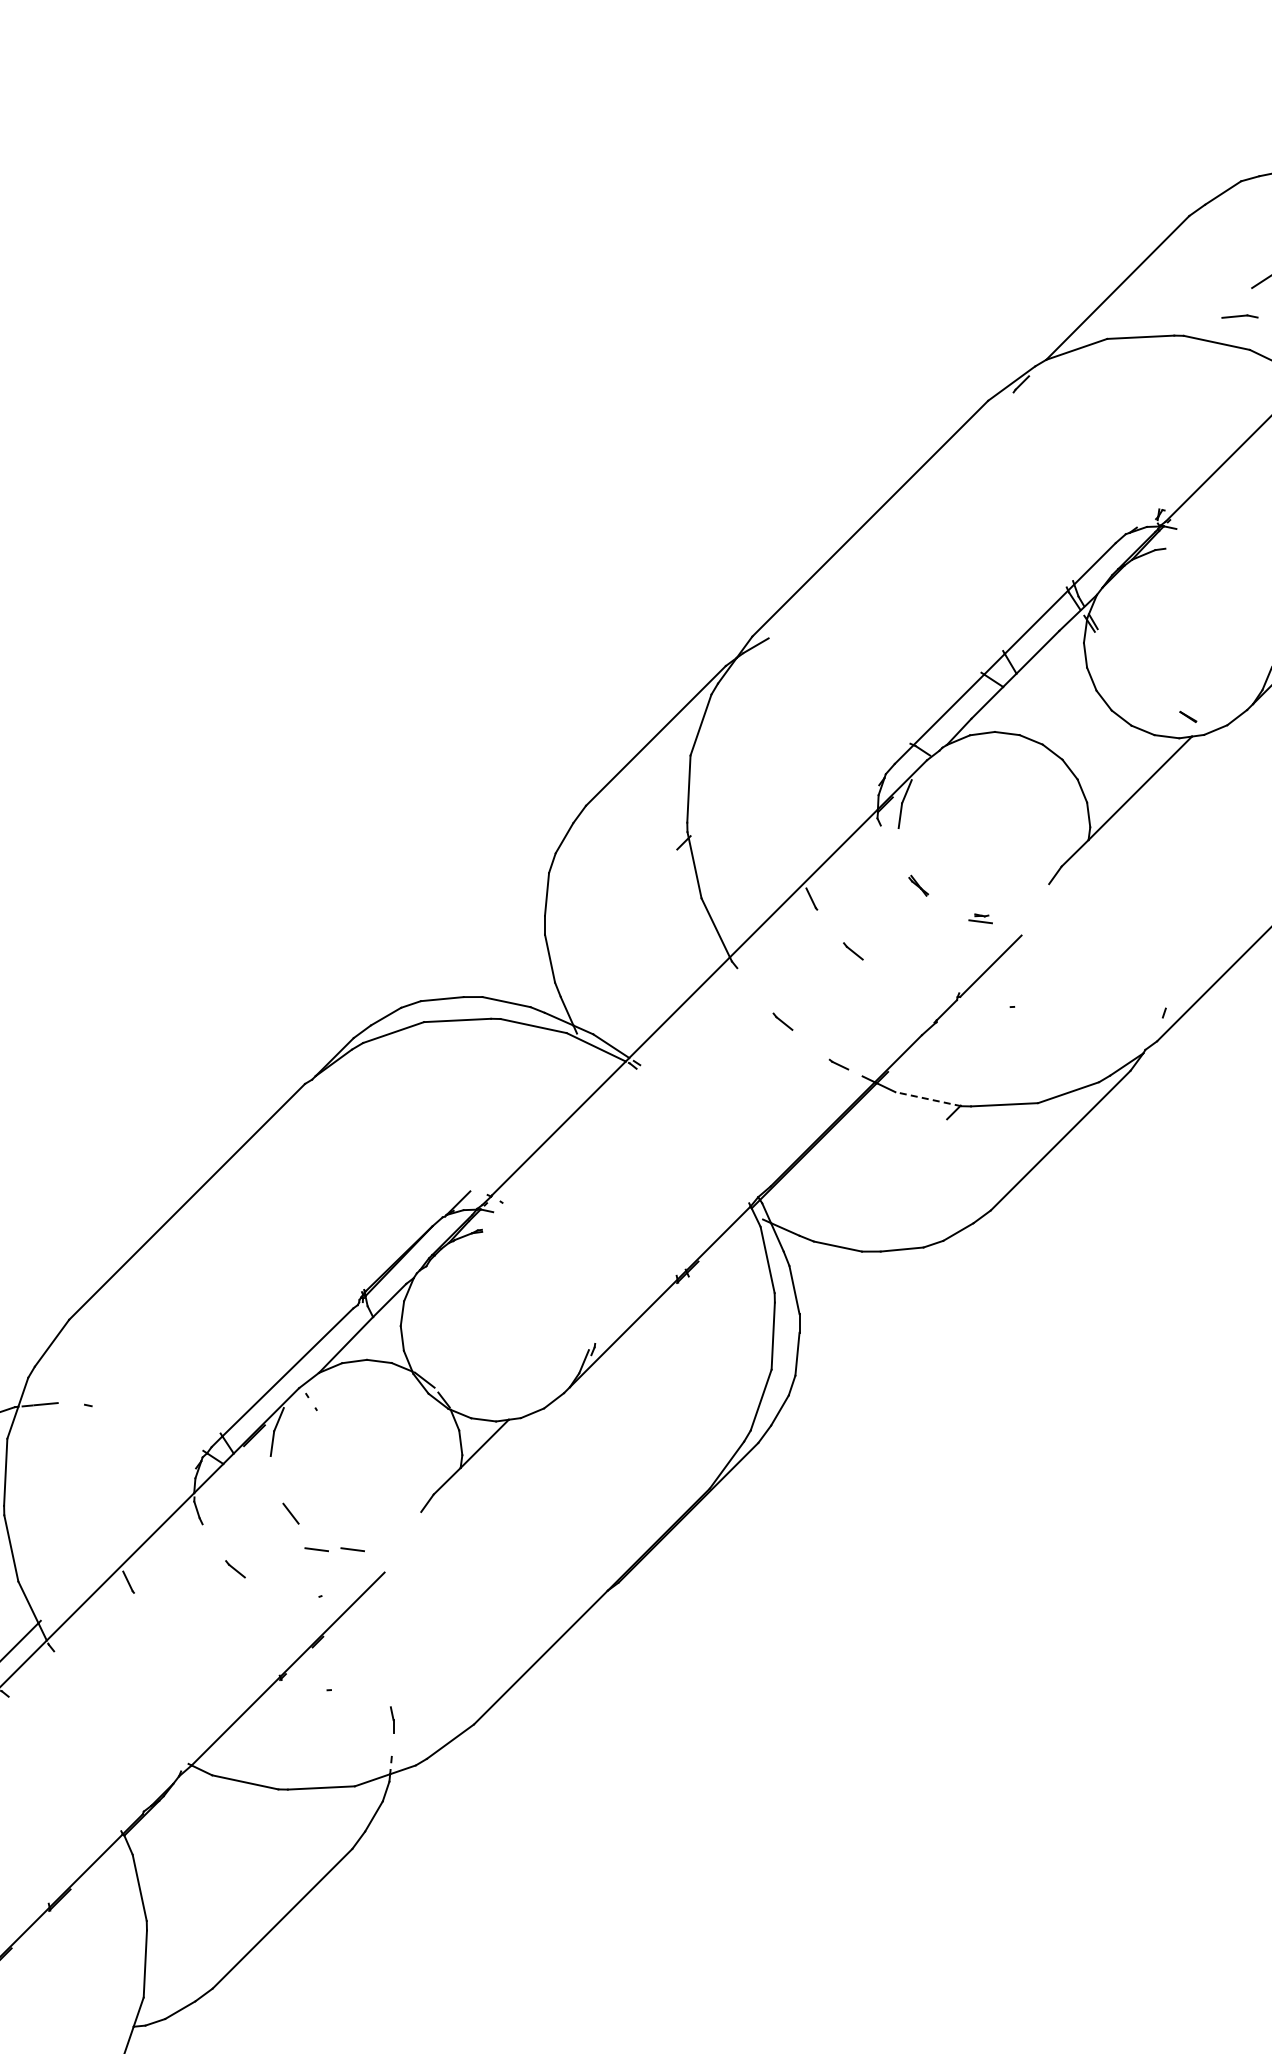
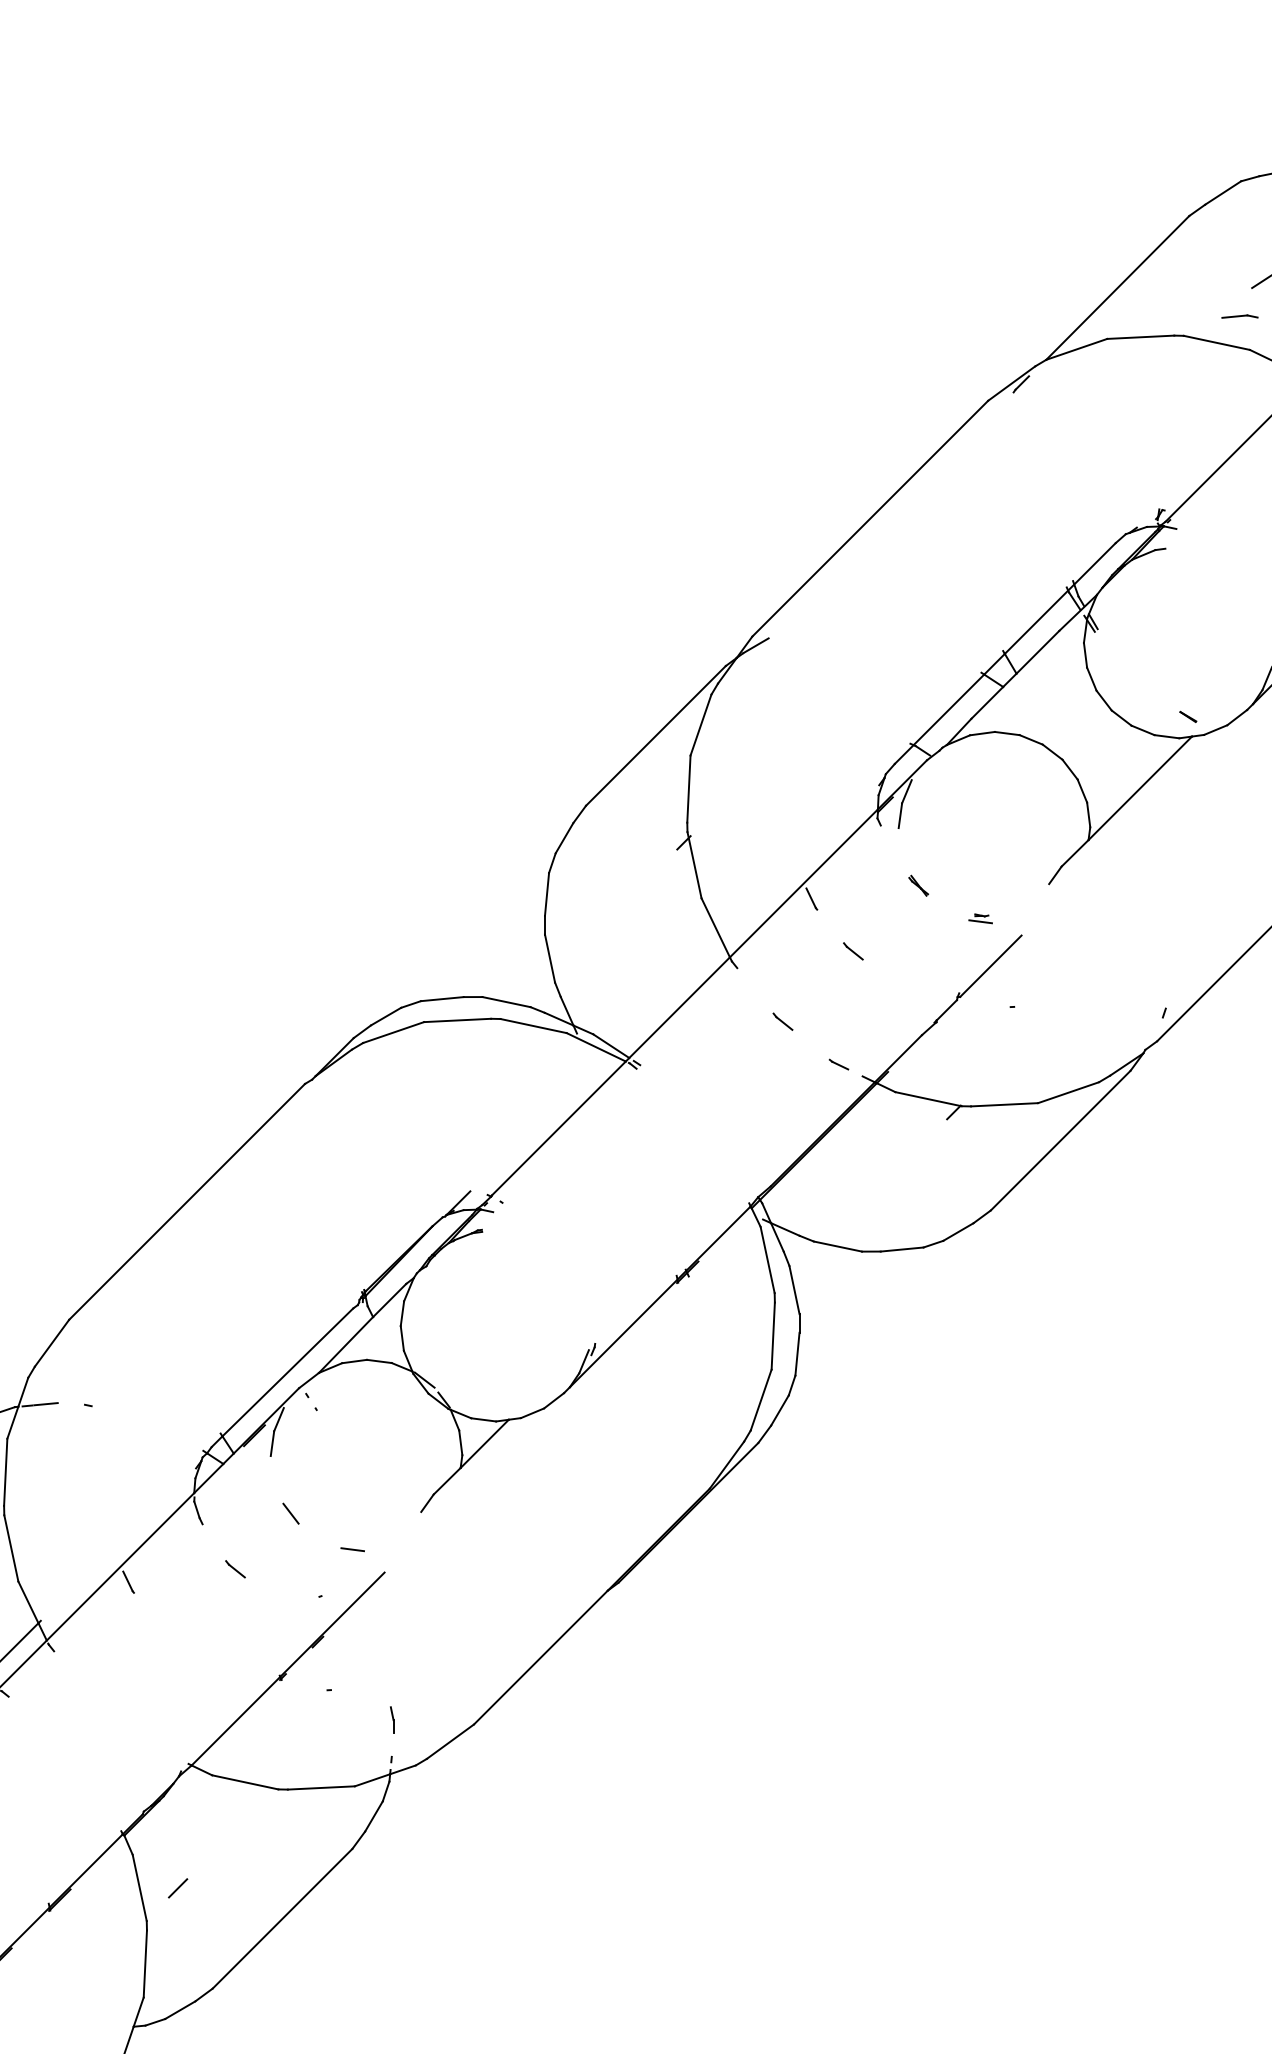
line: dashed -> solid (928, 1099)
line: present -> none (316, 1549)
line: none -> present (178, 1888)
